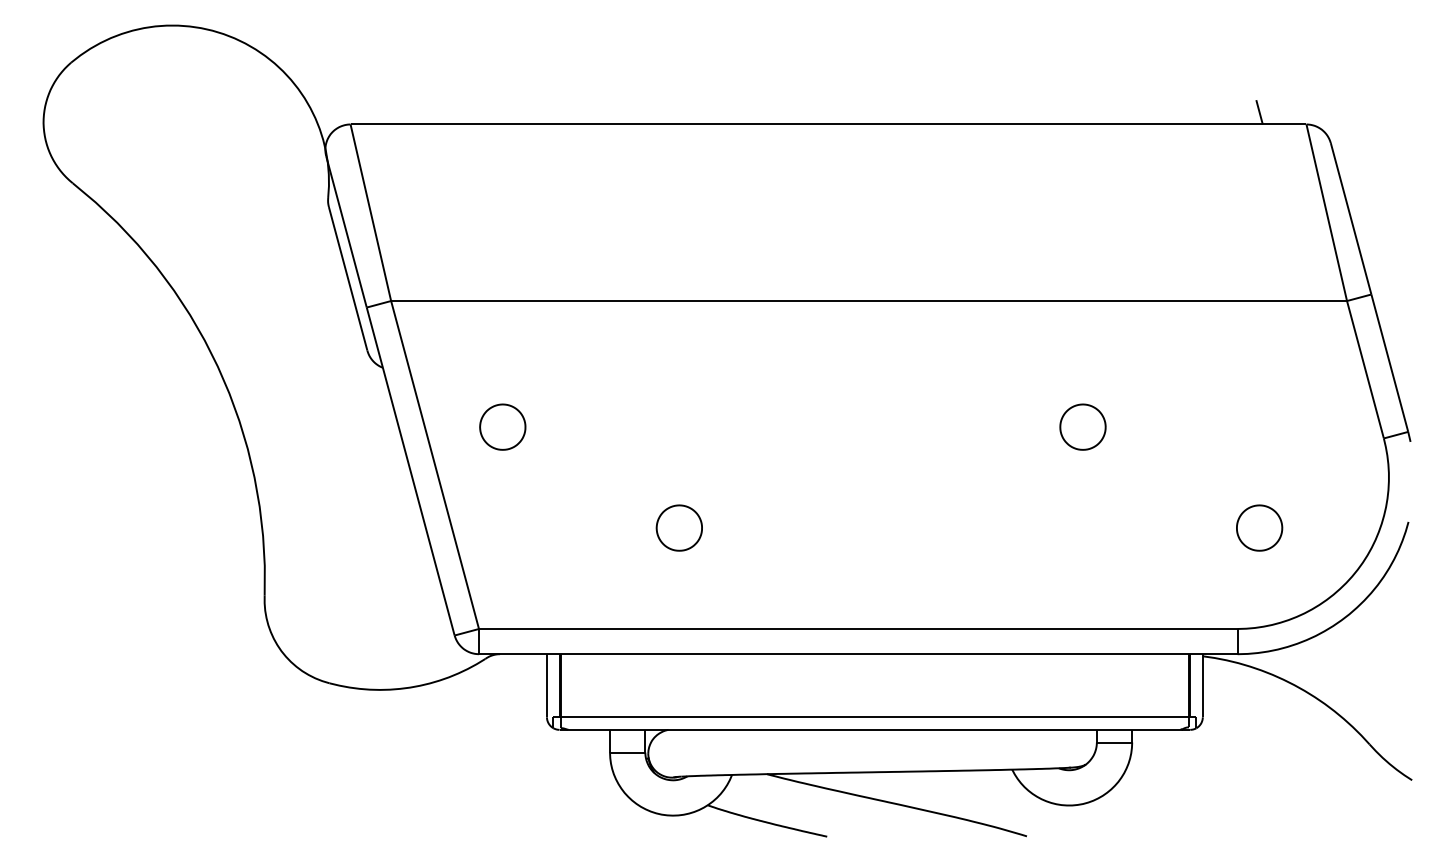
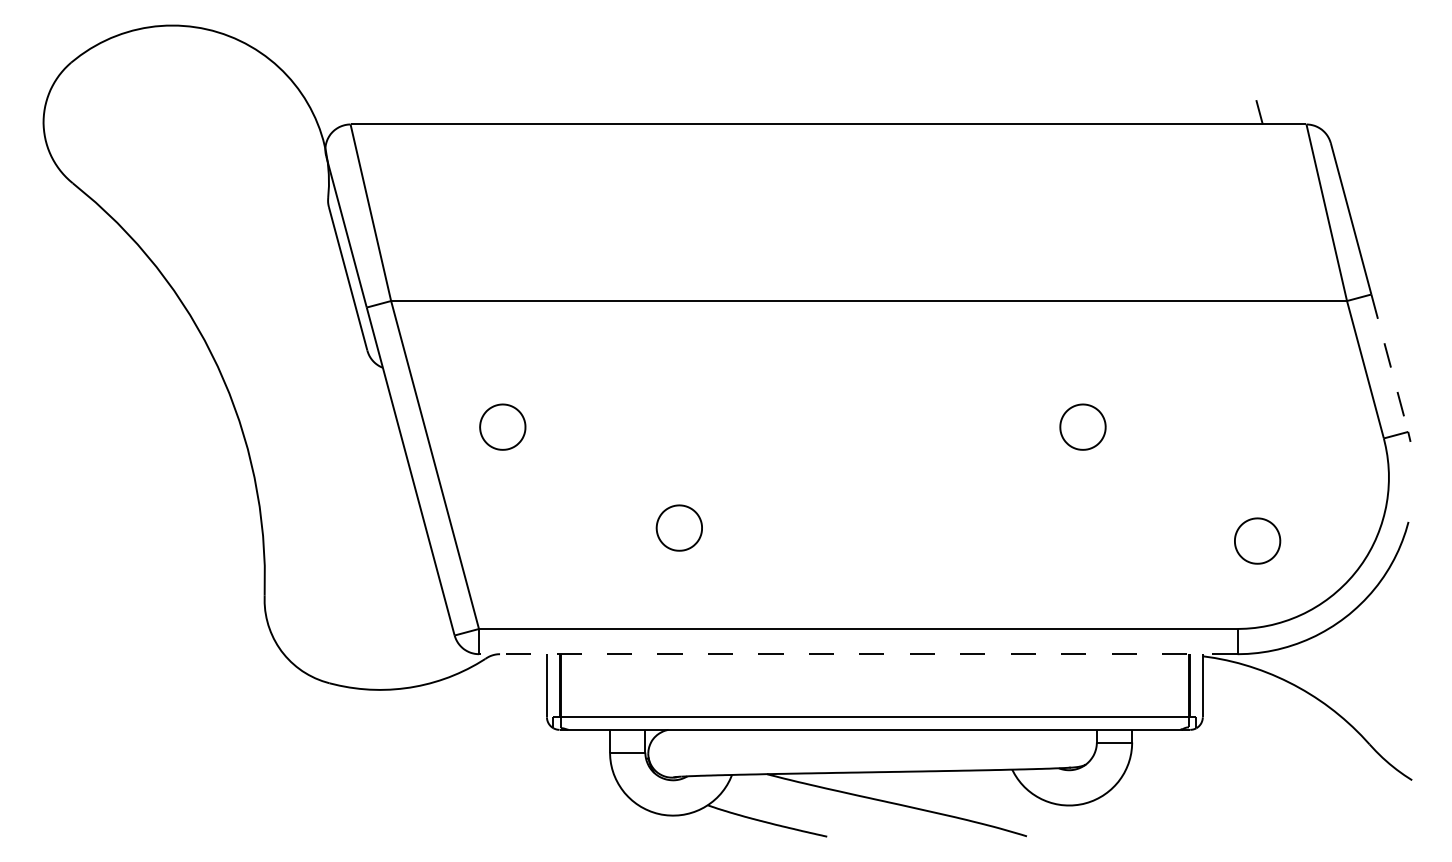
line: solid -> dashed (1389, 363)
part position: (1259, 527) -> (1257, 540) (1257, 540)
line: solid -> dashed (857, 654)
